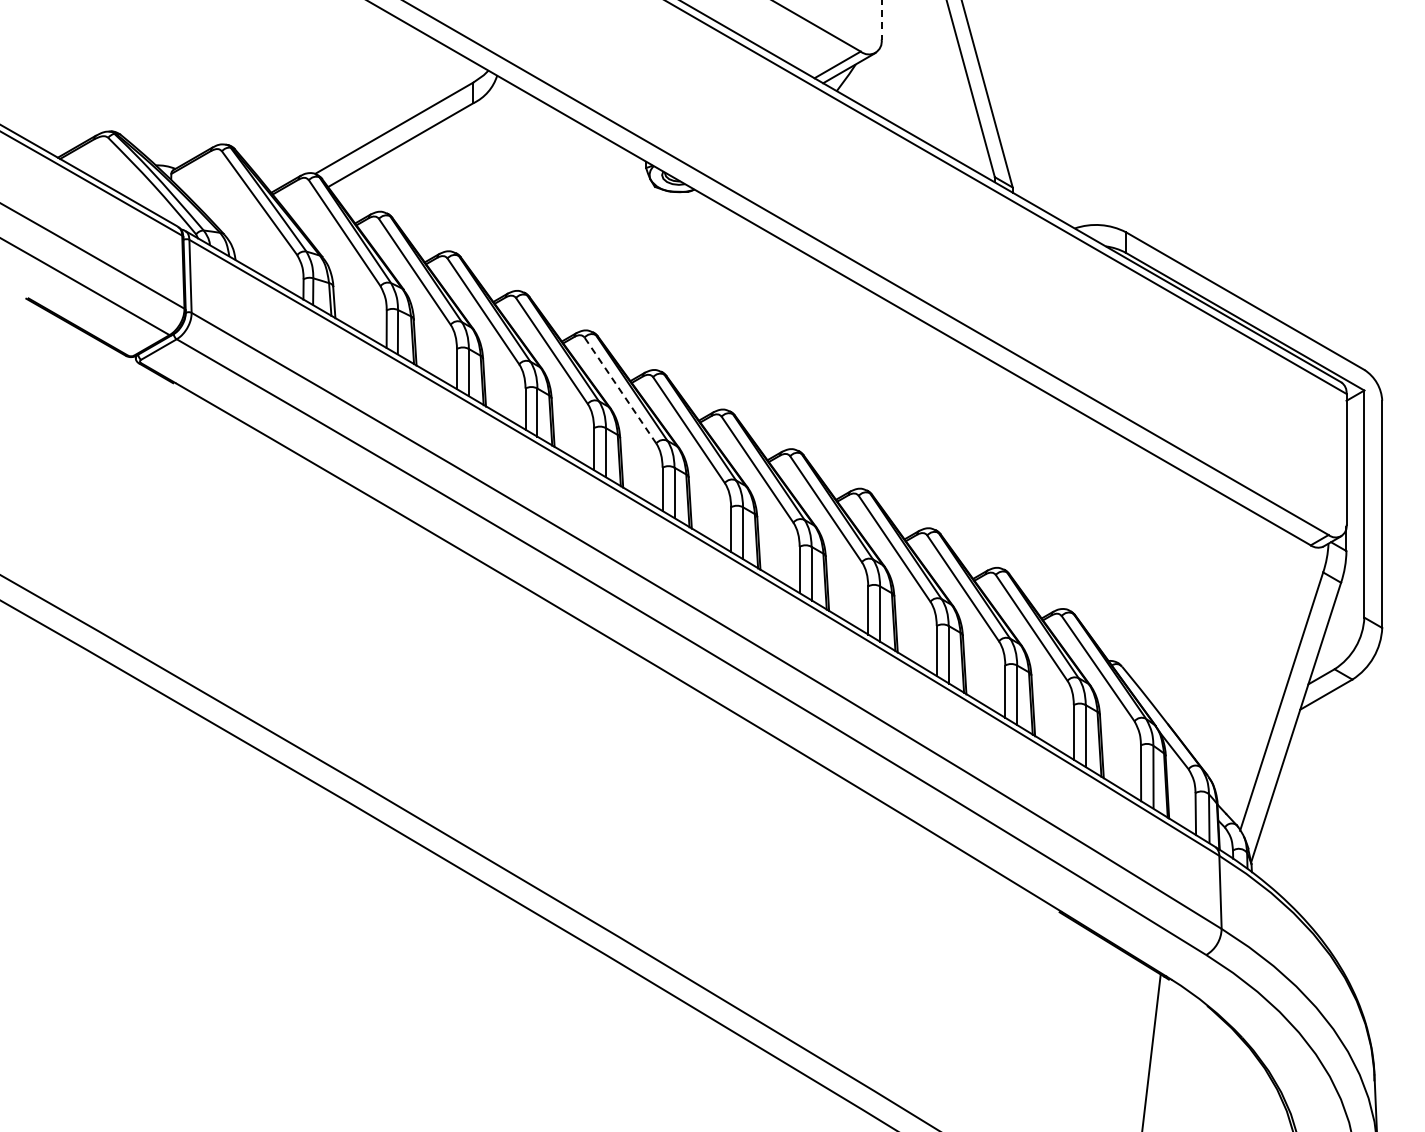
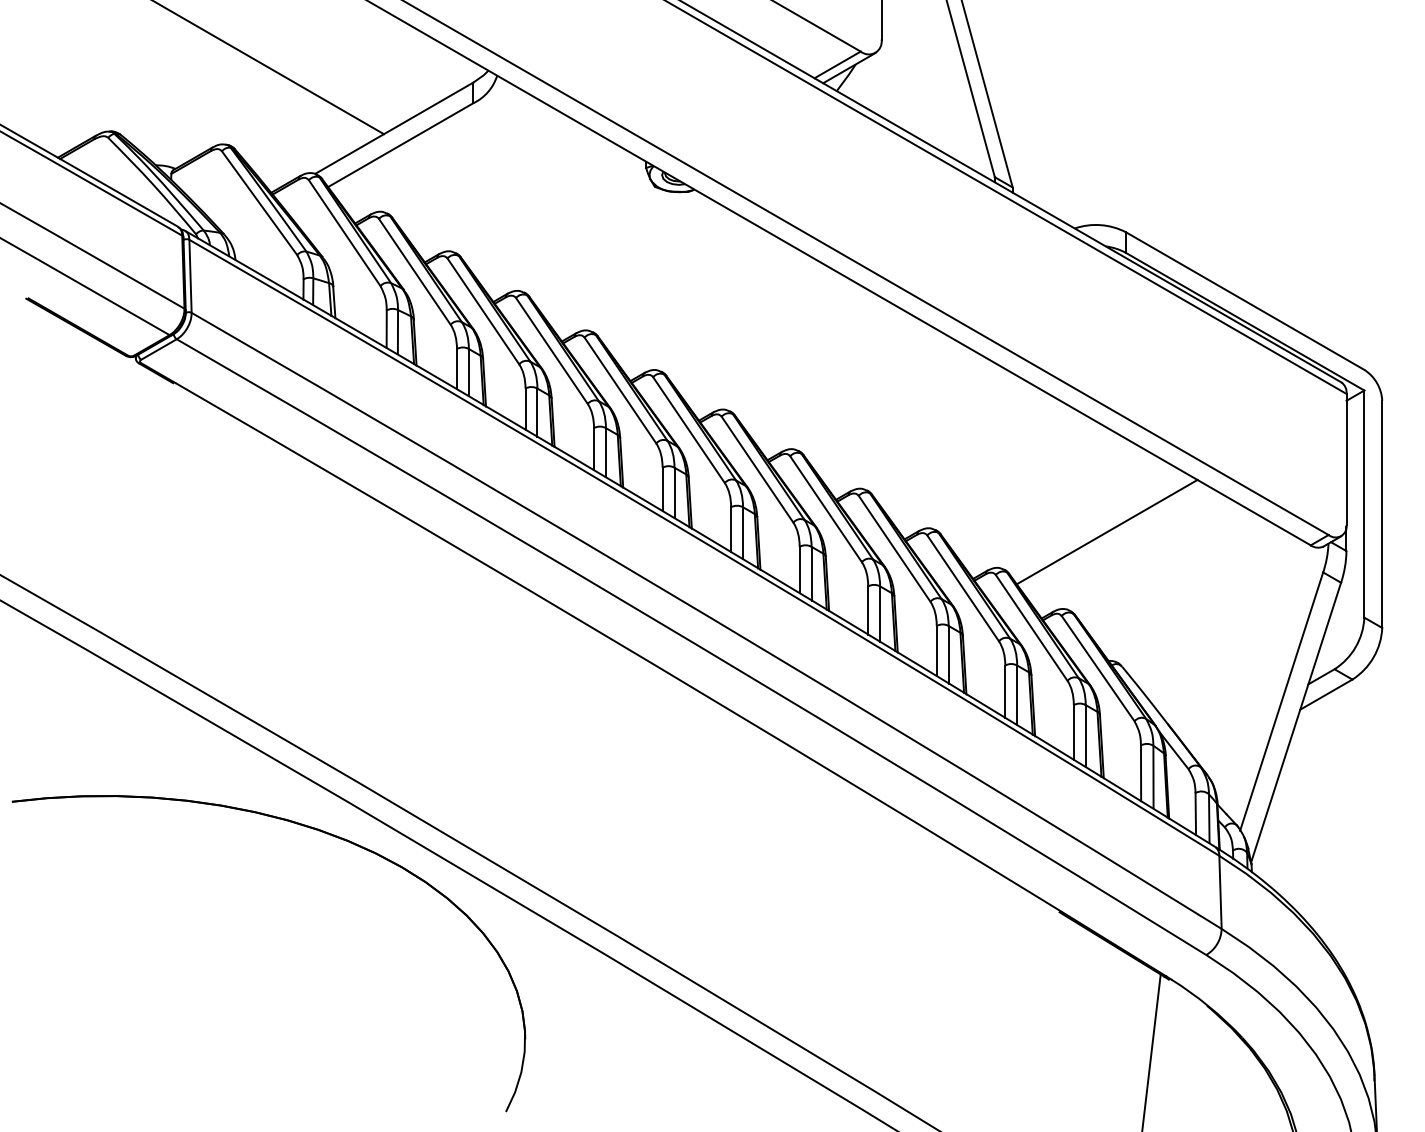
line: dashed -> solid (881, 20)
line: none -> present (269, 68)
line: dashed -> solid (620, 390)
line: none -> present (1106, 531)
part: none -> present (309, 828)
